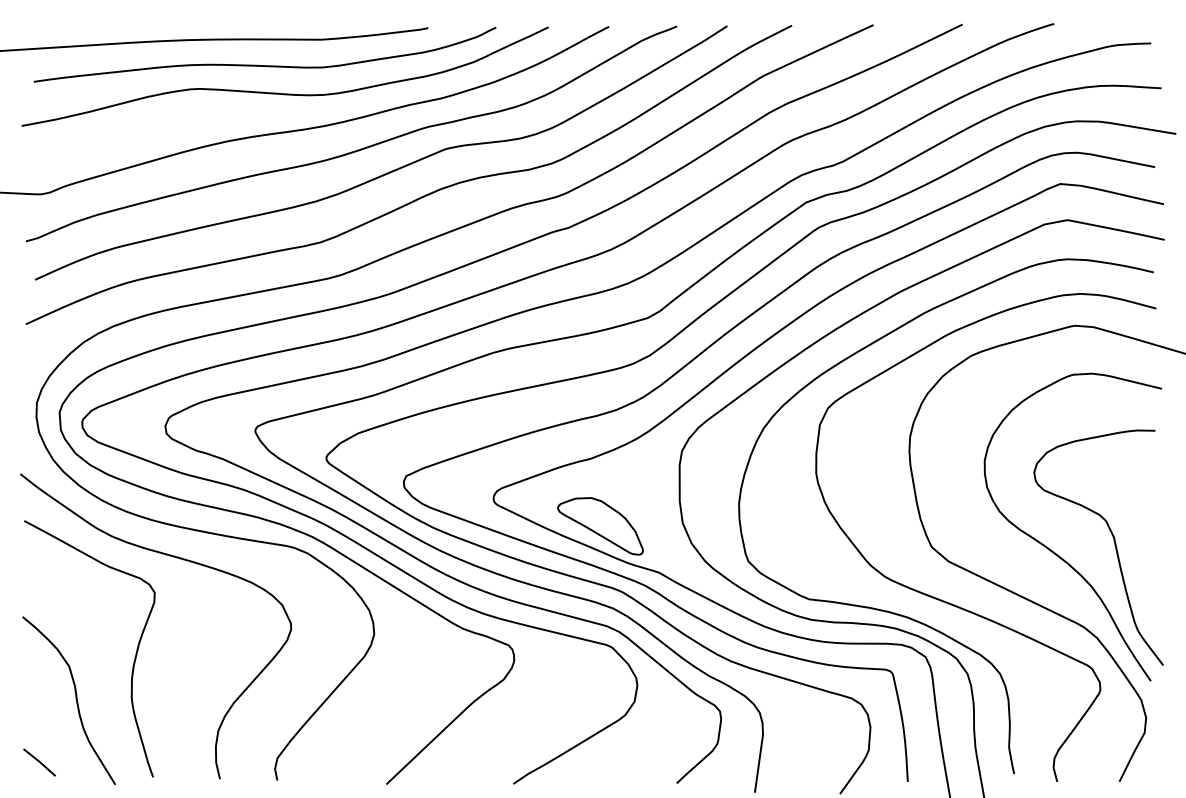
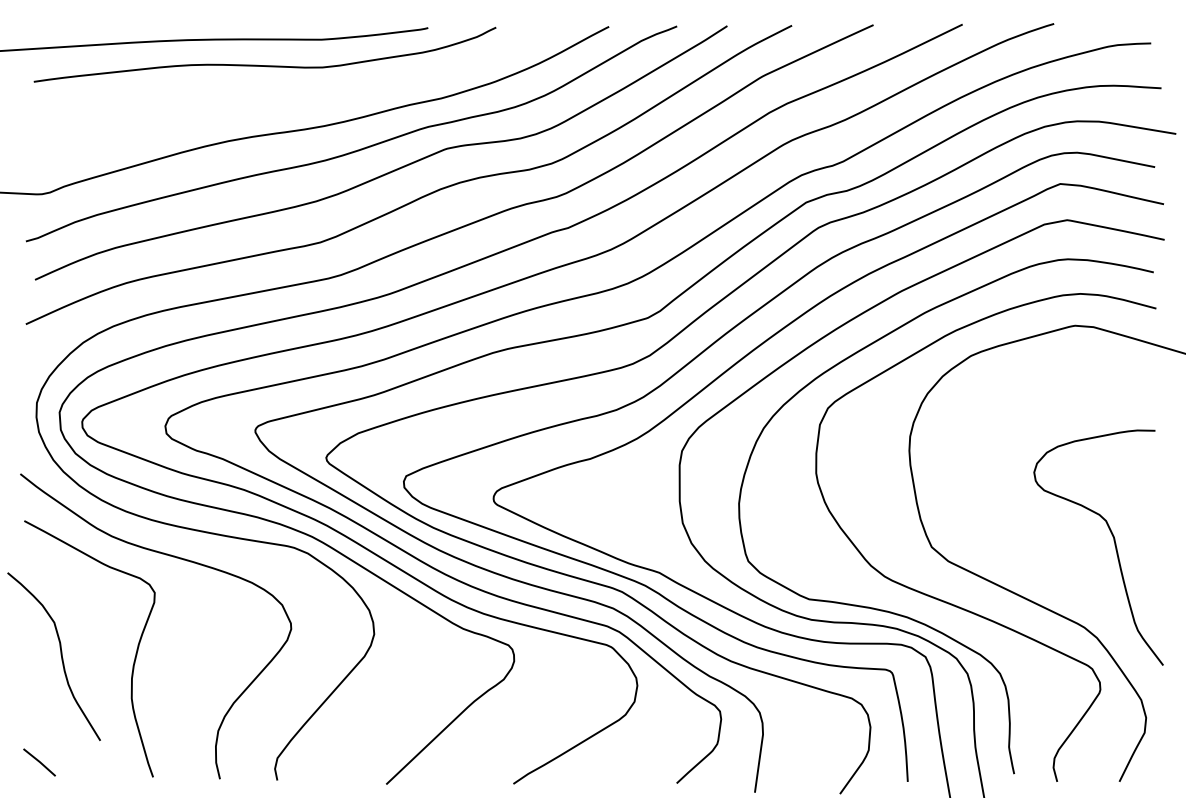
curve: present -> none (284, 93)
part: present -> none (600, 526)
curve: present -> none (1055, 552)
curve position: (75, 699) -> (60, 655) (60, 655)
